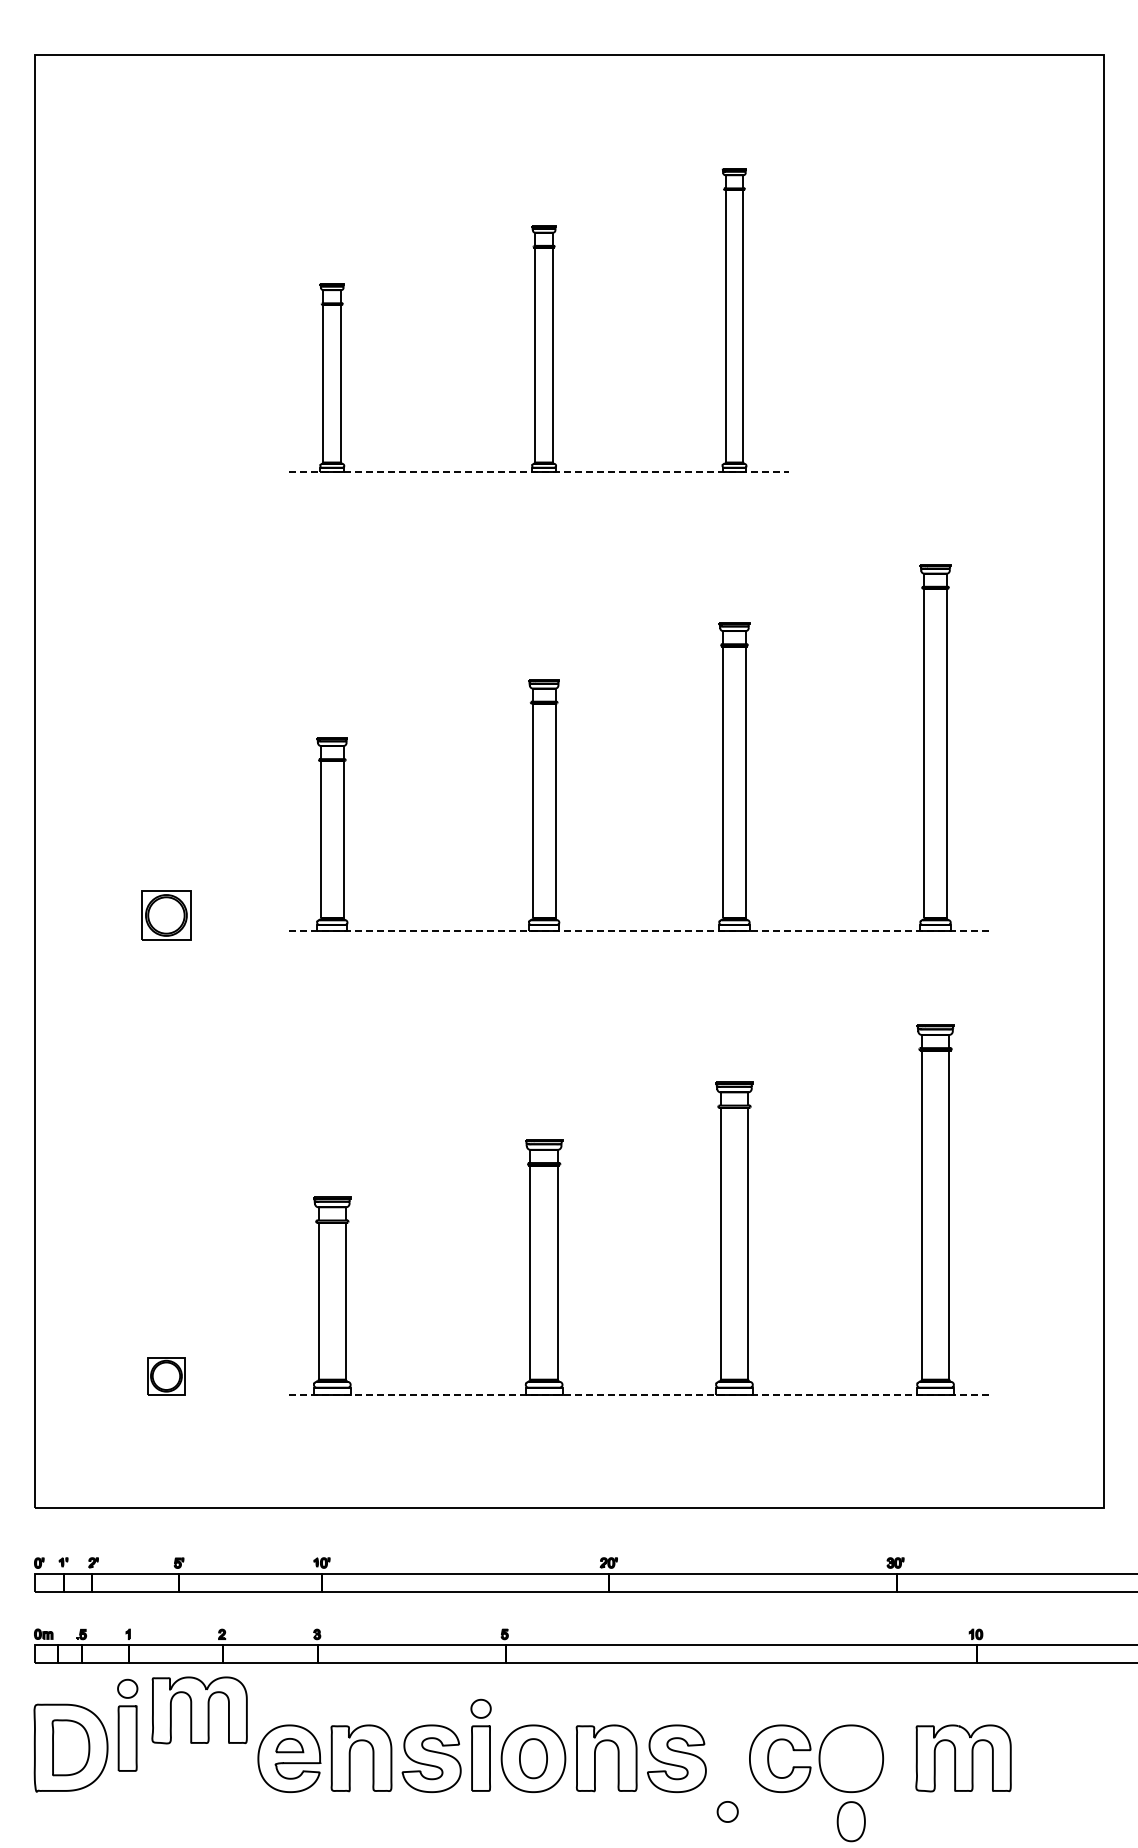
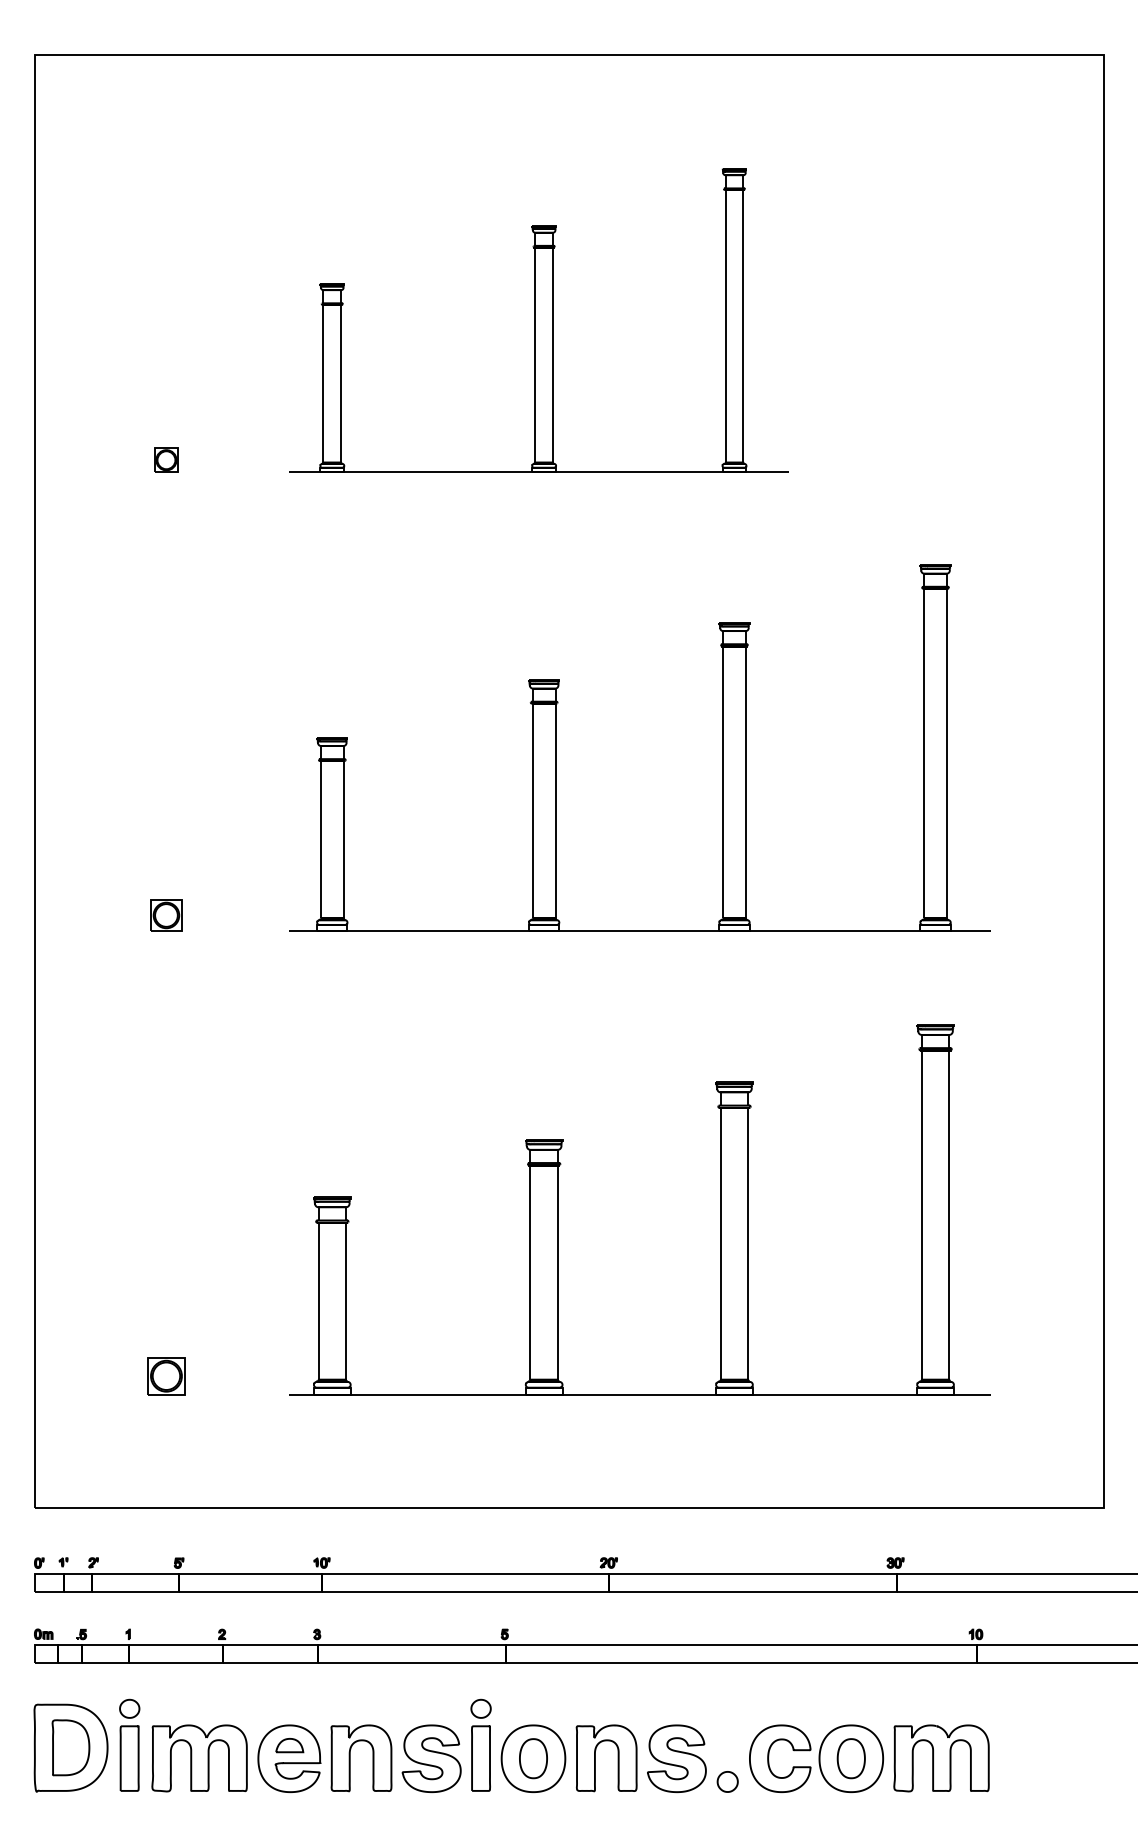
part: none -> present (166, 459)
line: dashed -> solid (539, 472)
part size: 51x51 px -> 33x33 px (166, 915)
line: dashed -> solid (639, 930)
line: dashed -> solid (639, 1394)
part position: (199, 1710) -> (199, 1758) (199, 1758)
part position: (127, 1724) -> (129, 1744) (129, 1744)
part position: (963, 1758) -> (941, 1758) (941, 1758)
part position: (727, 1811) -> (727, 1781) (727, 1781)
part position: (850, 1821) -> (850, 1758) (850, 1758)
